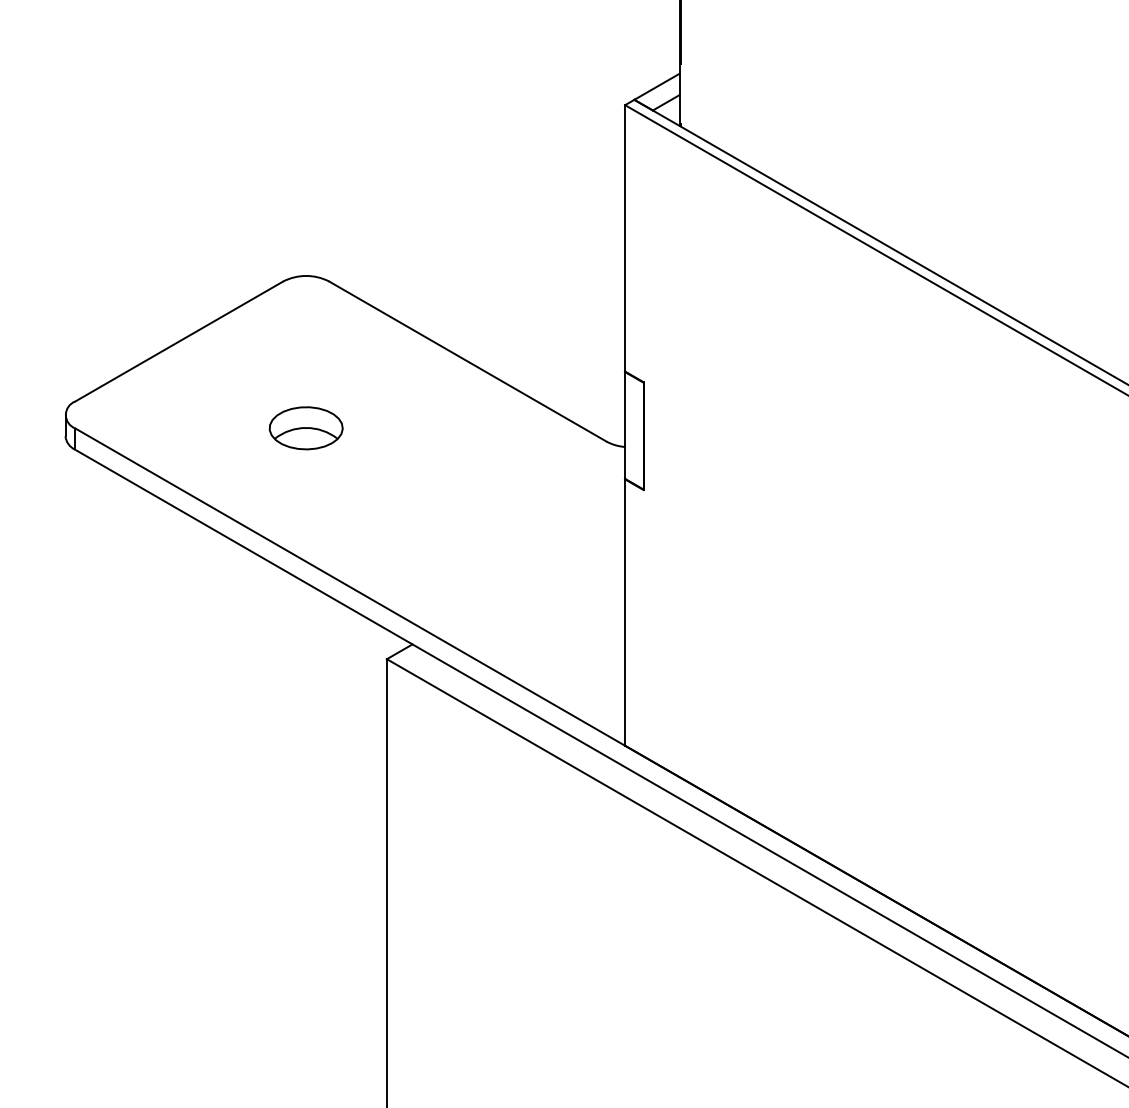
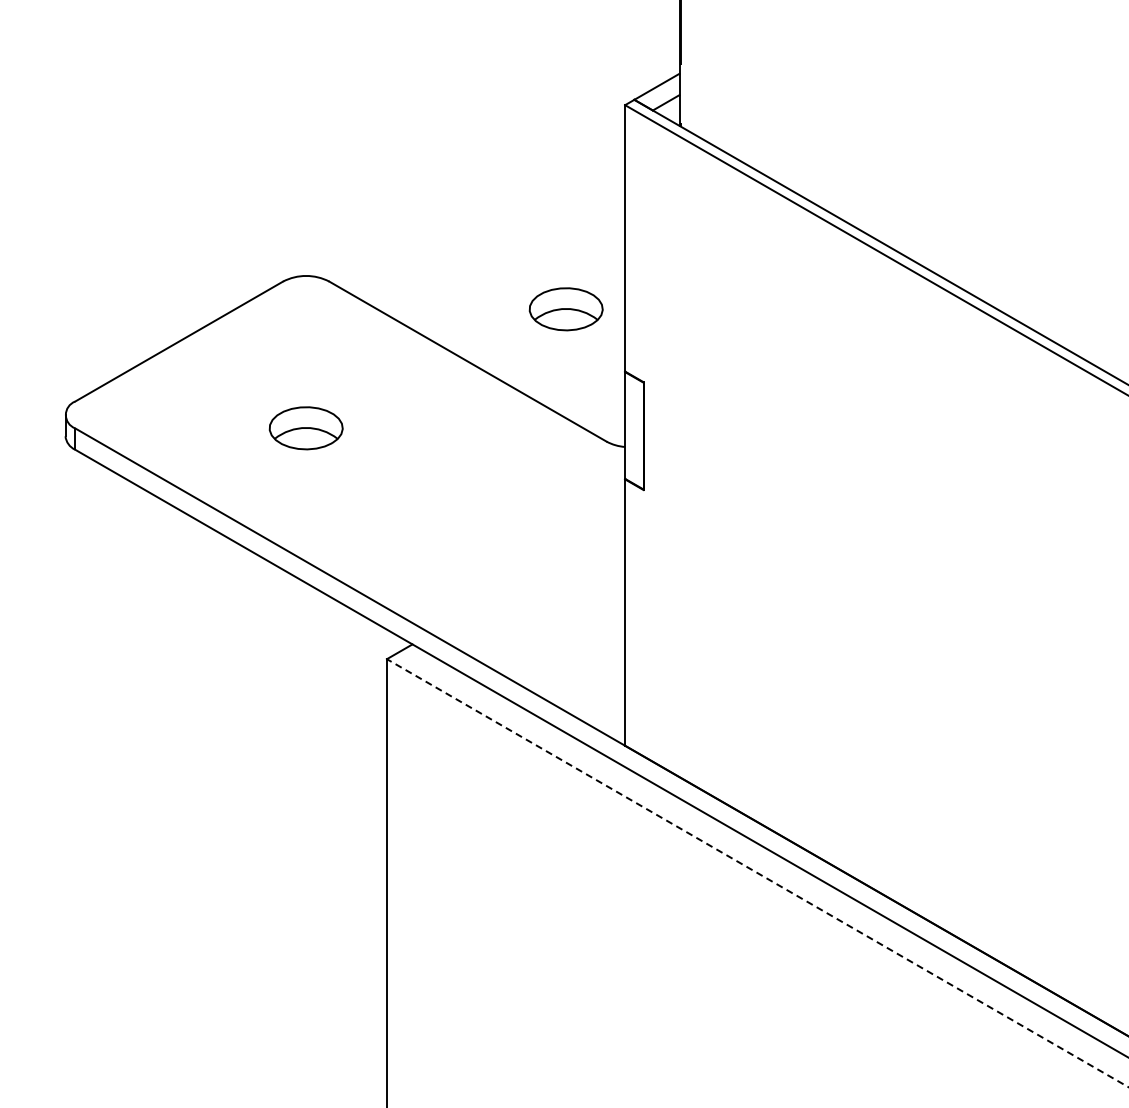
part: none -> present (565, 309)
line: solid -> dashed (757, 873)
